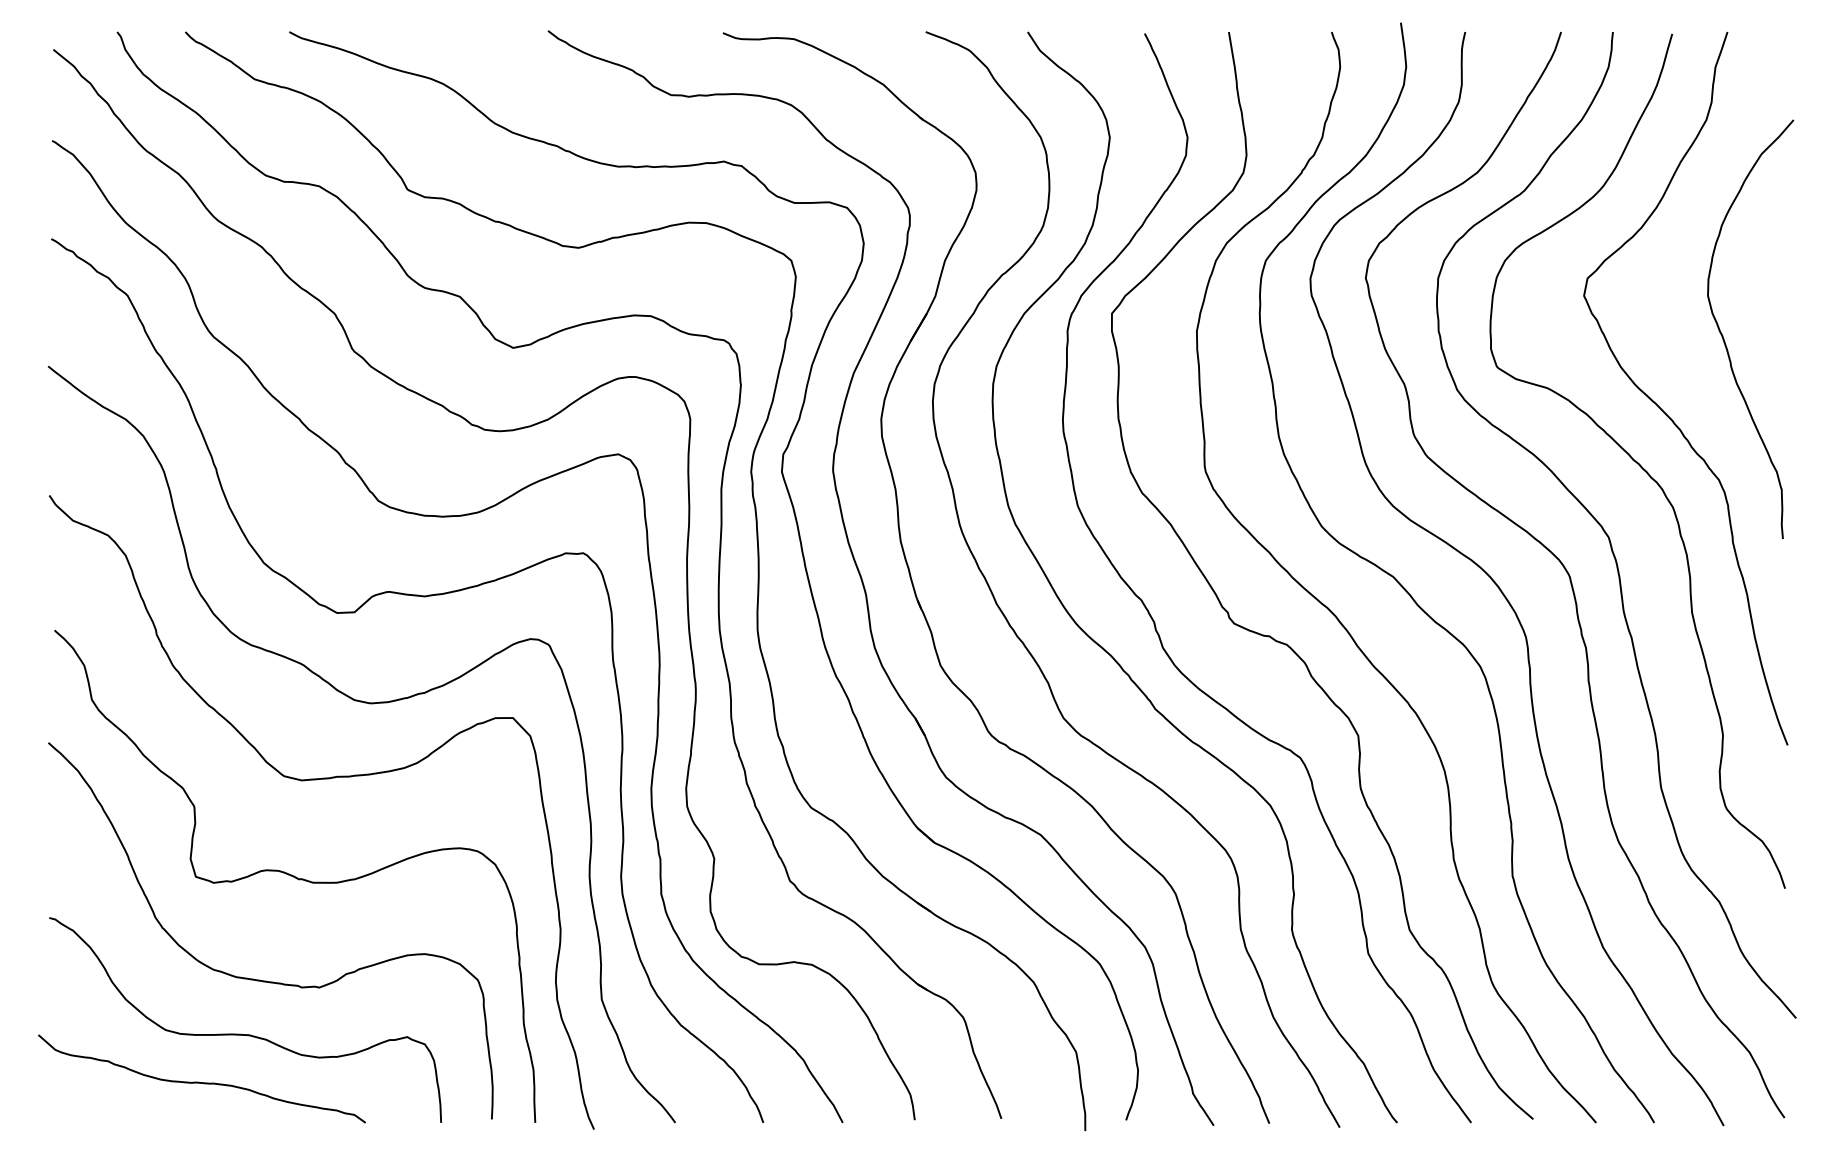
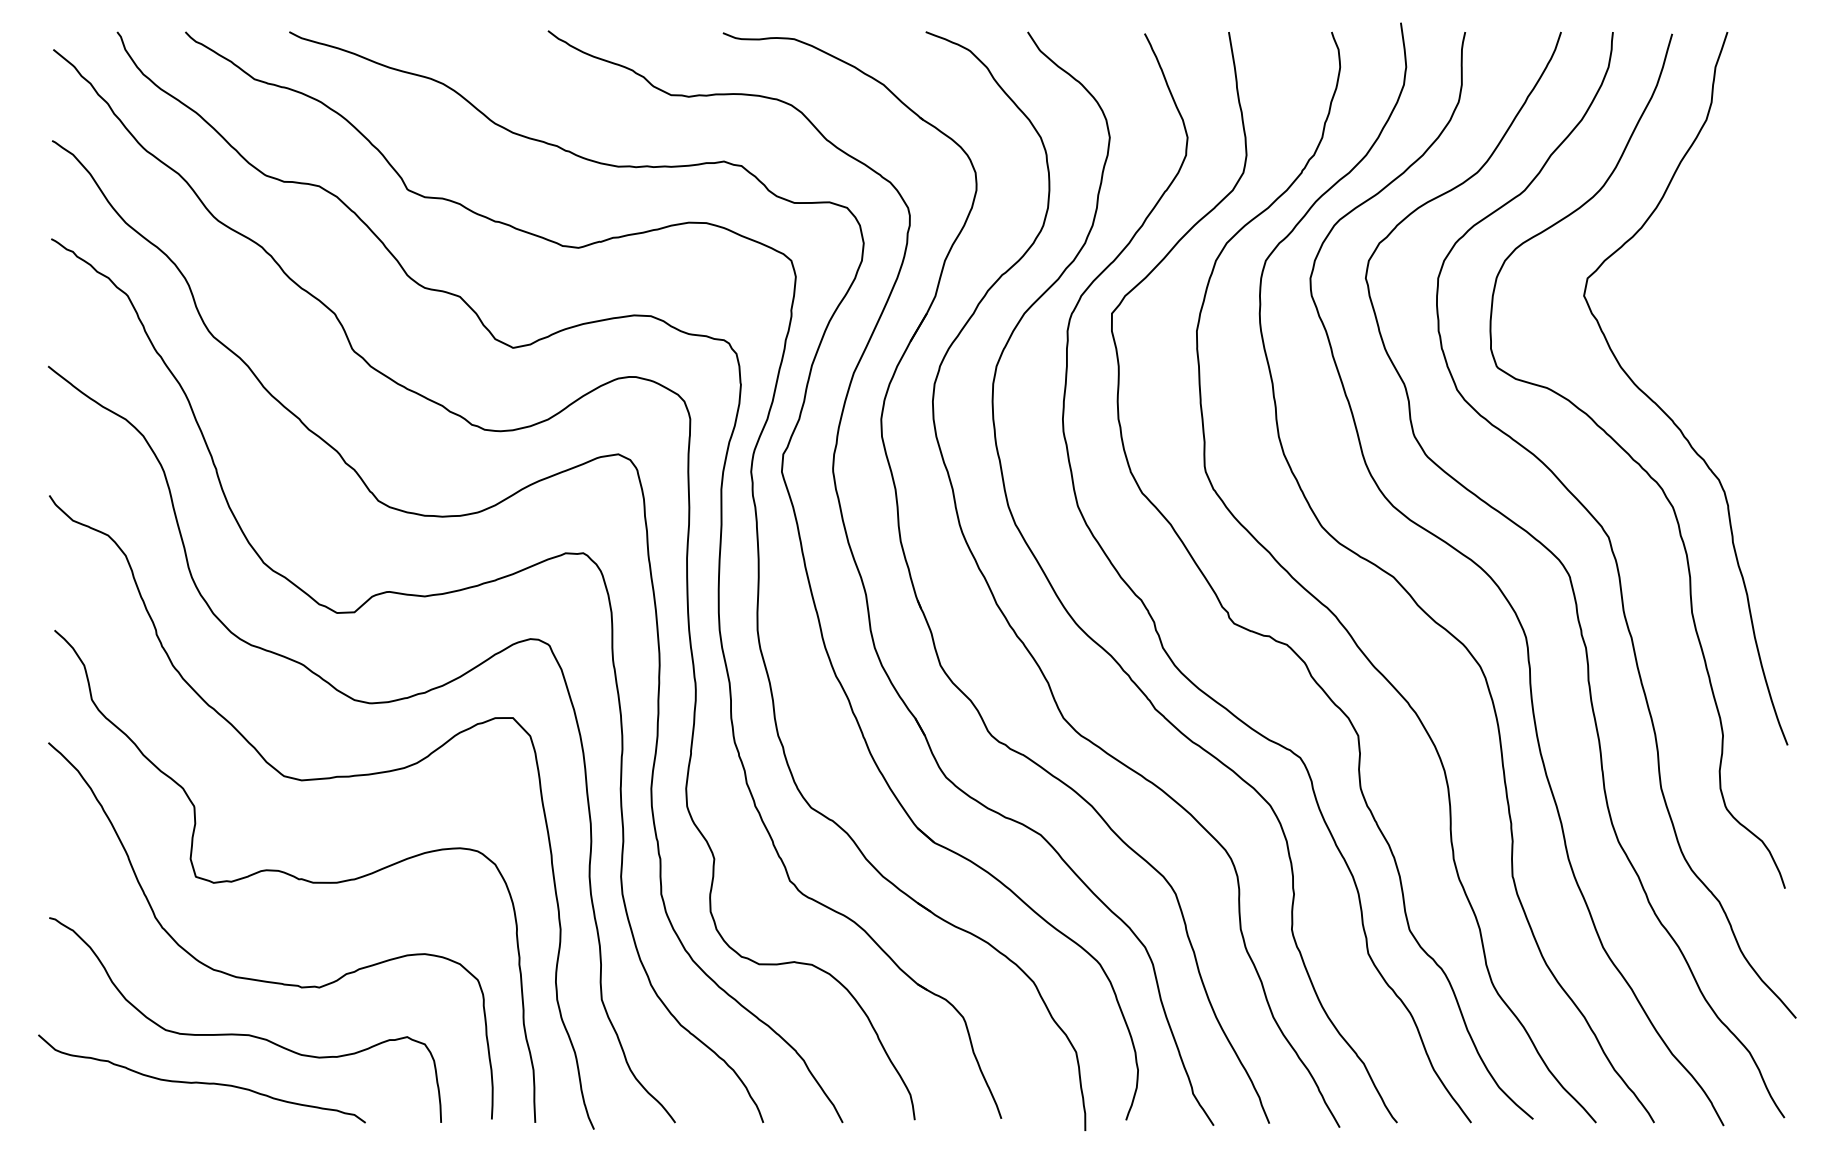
curve: present -> none (1724, 338)
